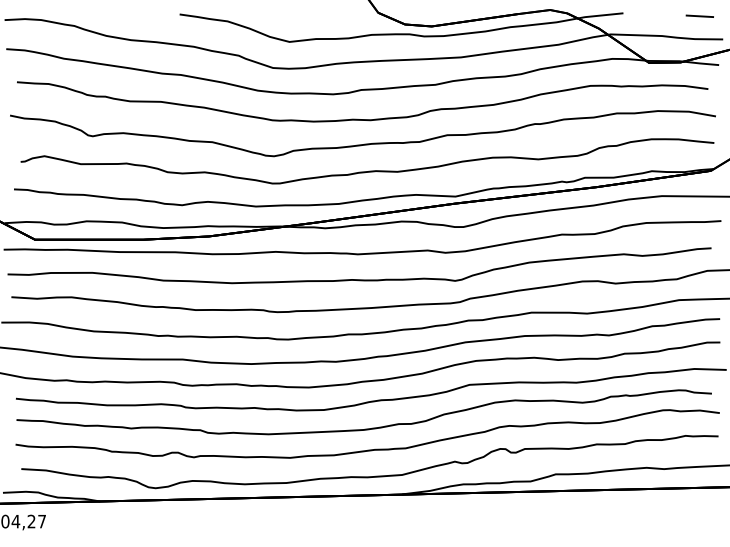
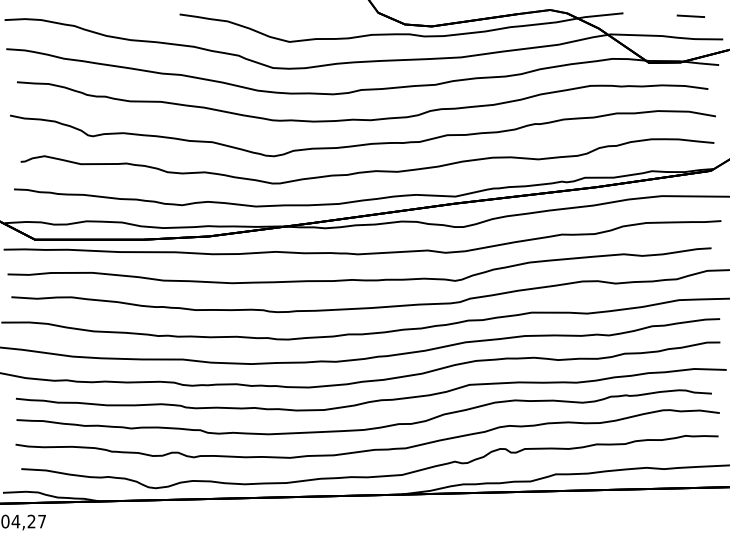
line position: (699, 15) -> (690, 15) (690, 15)
